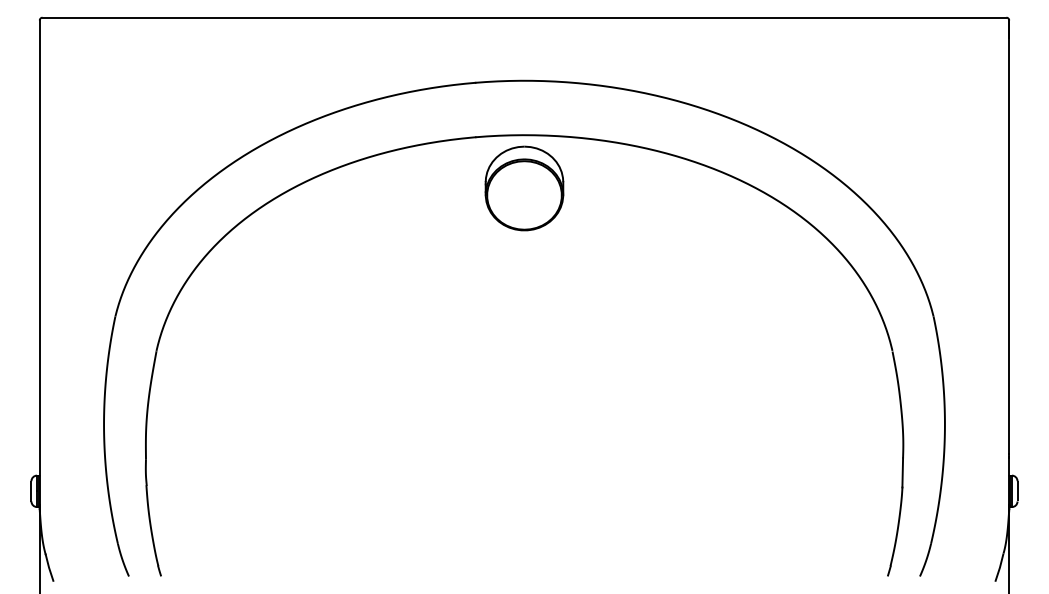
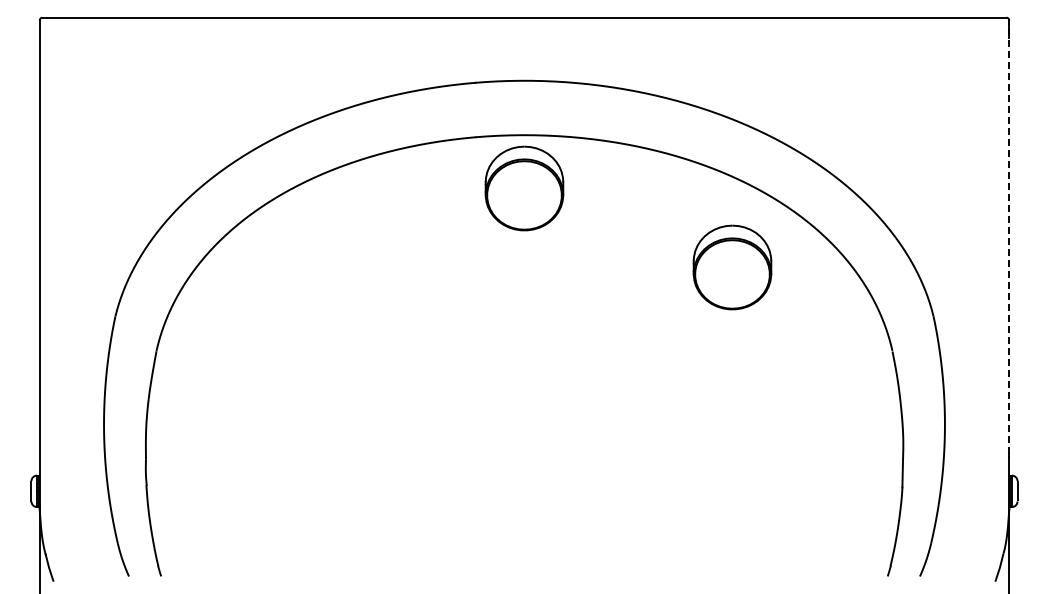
line: solid -> dashed (1009, 237)
part: none -> present (732, 267)
